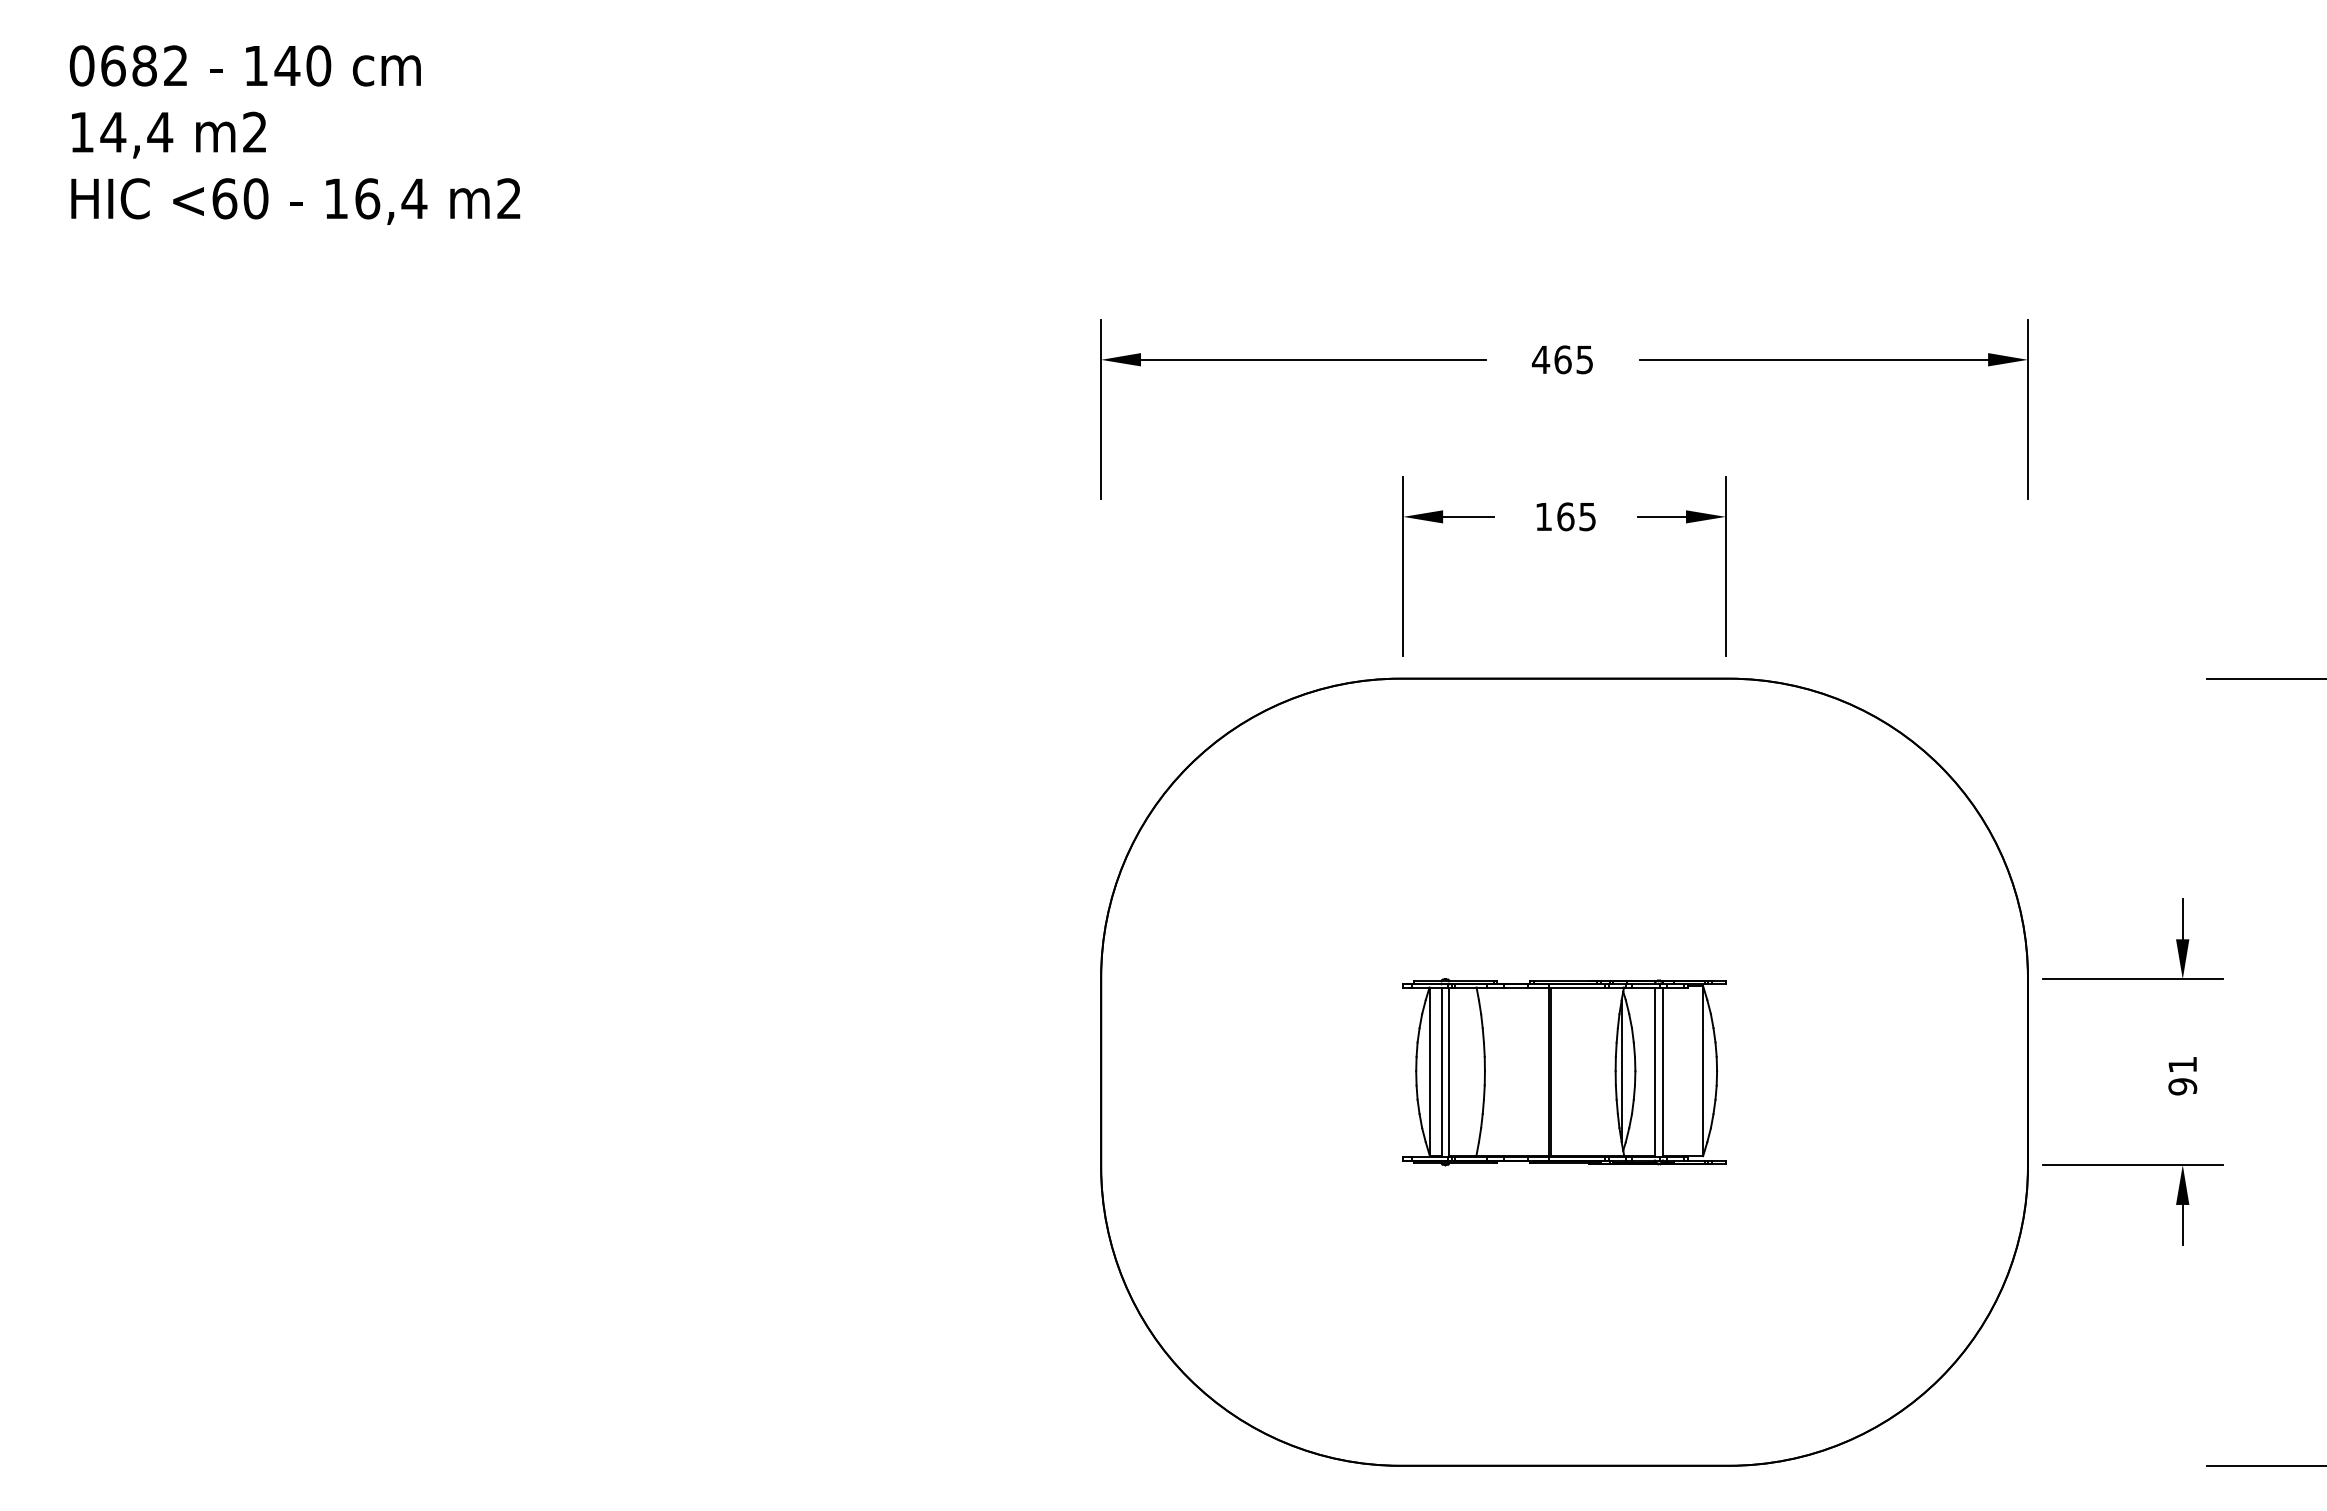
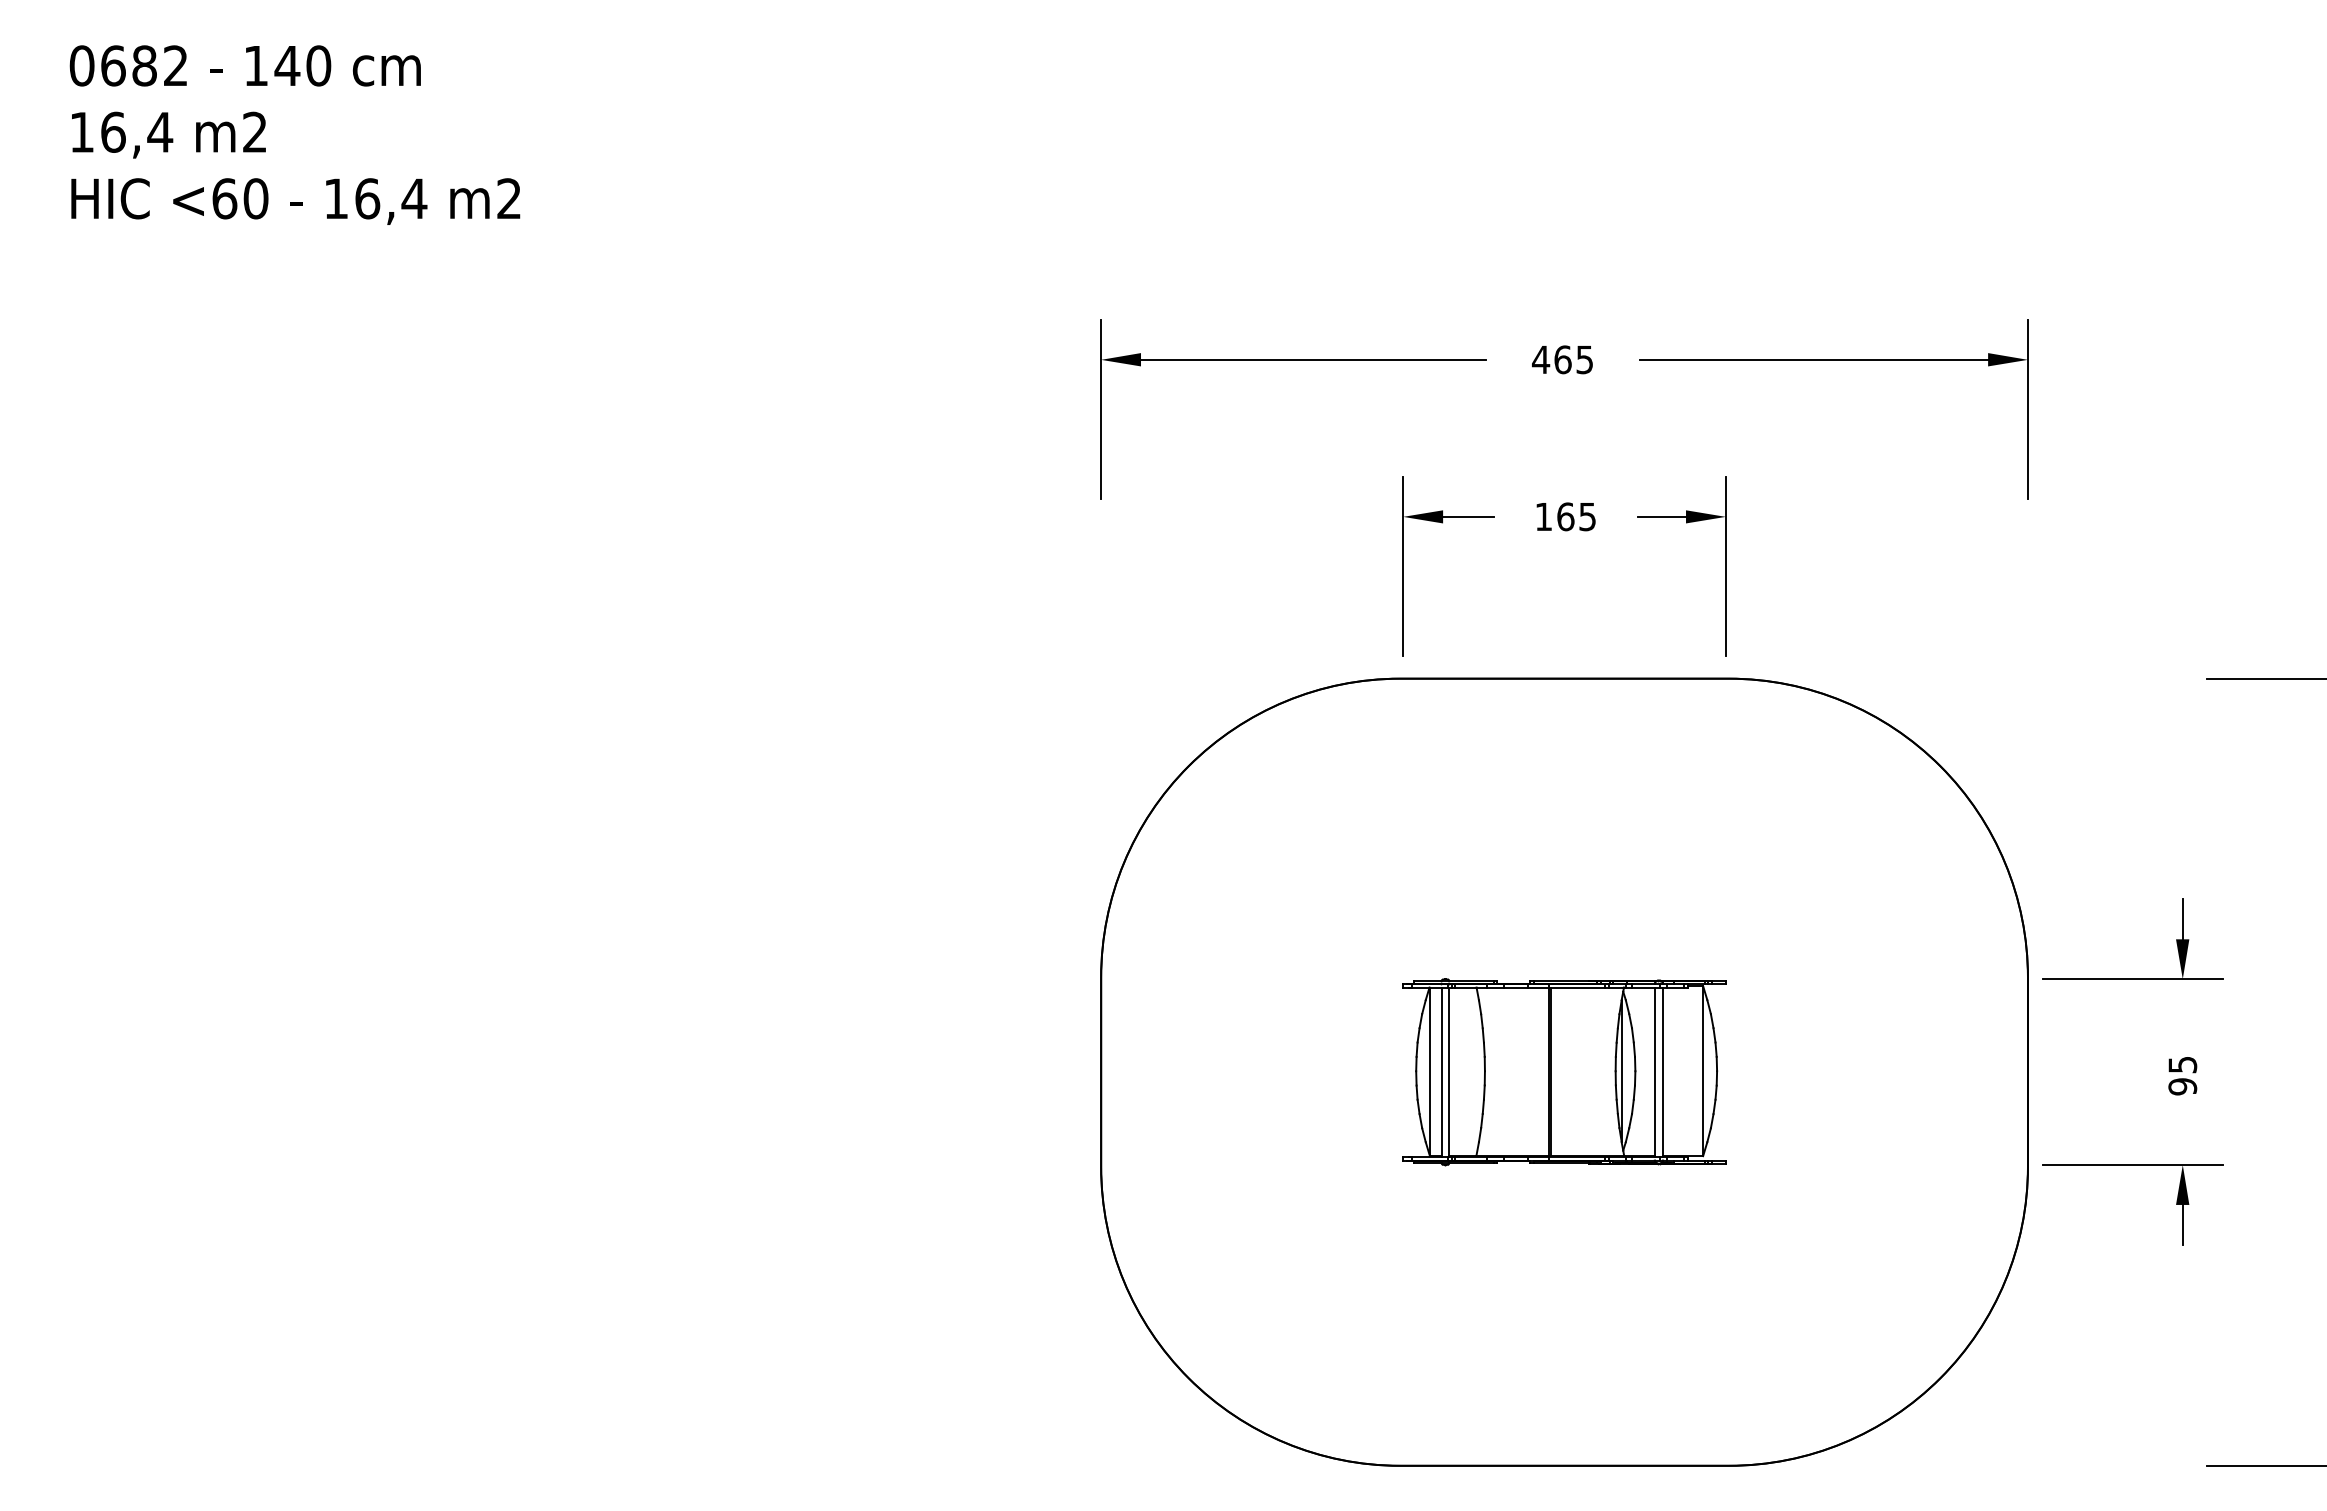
text: 14,4 -> 16,4 (113, 131)
text: 91 -> 95 (2182, 1065)
